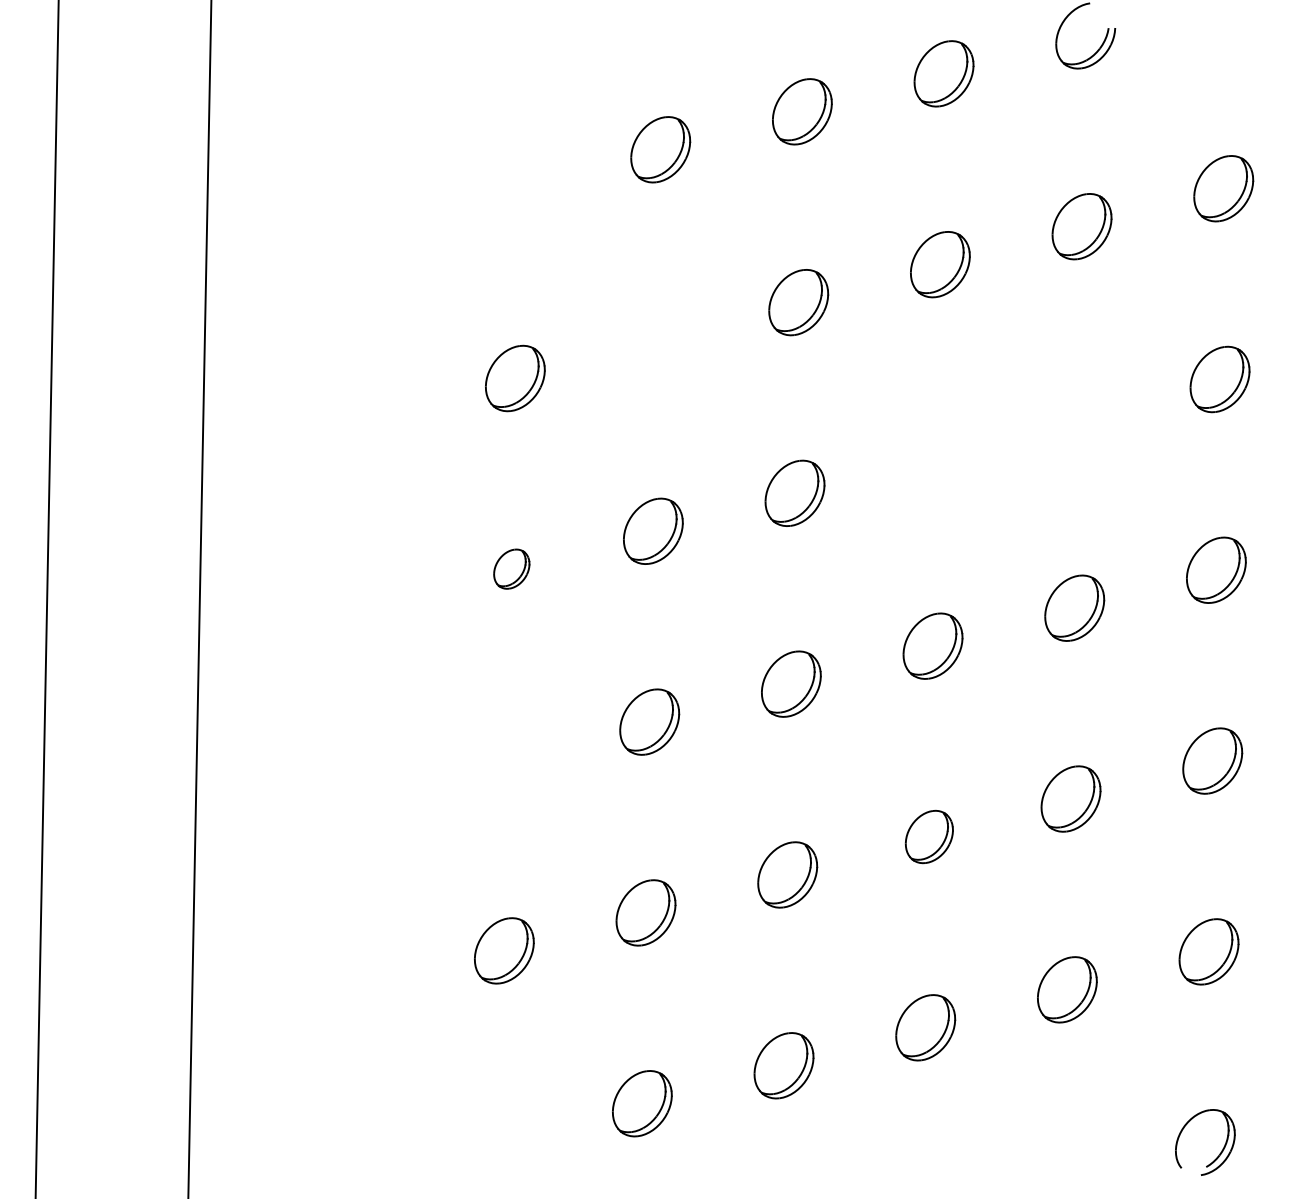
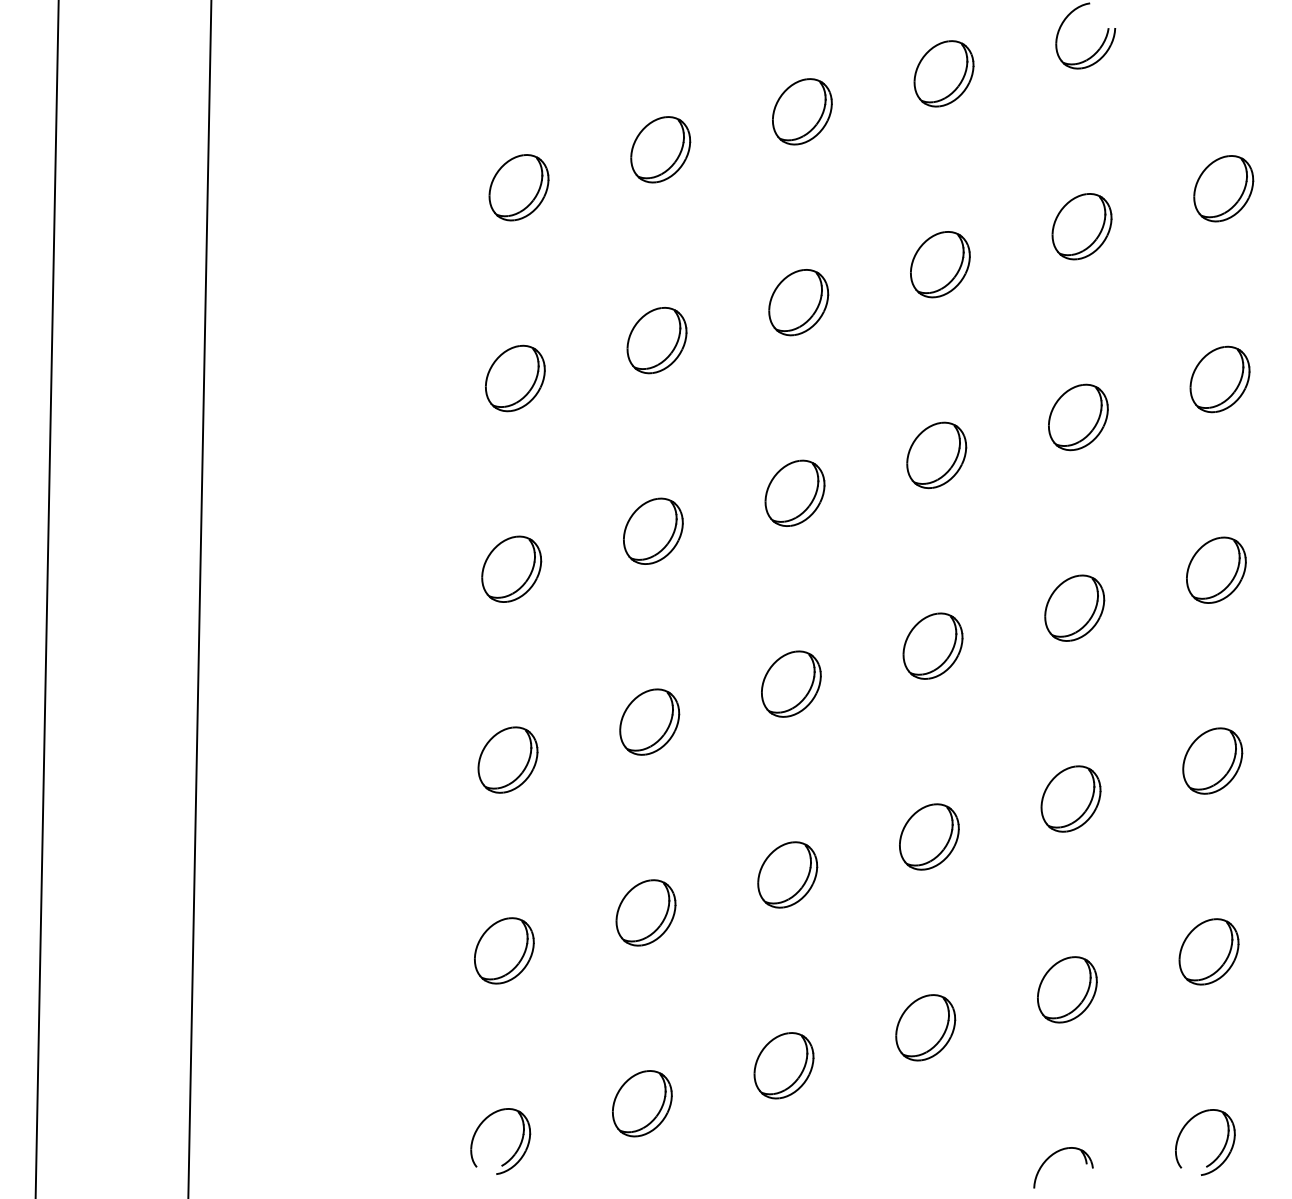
part: none -> present (518, 187)
part: none -> present (656, 340)
part: none -> present (1078, 417)
part: none -> present (936, 455)
part size: 38x42 px -> 62x68 px (511, 568)
part: none -> present (507, 759)
part size: 50x56 px -> 61x68 px (929, 836)
part: none -> present (515, 1151)
part: none -> present (1053, 1155)
